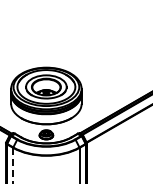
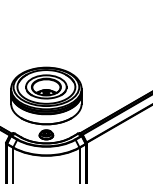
line: dashed -> solid (13, 165)
